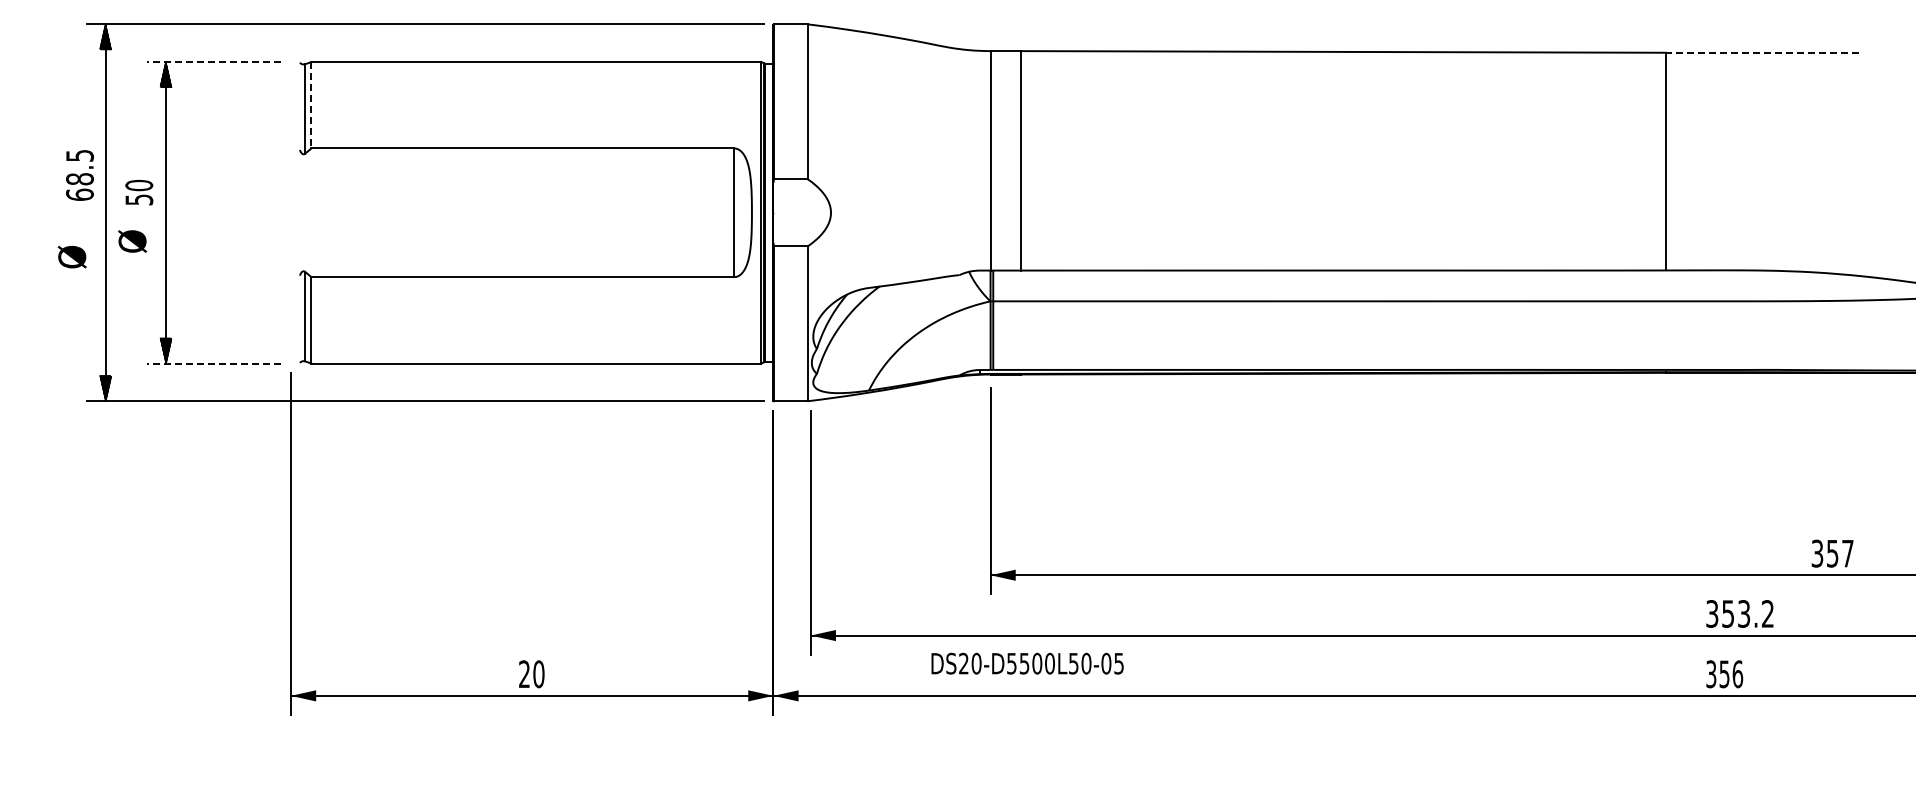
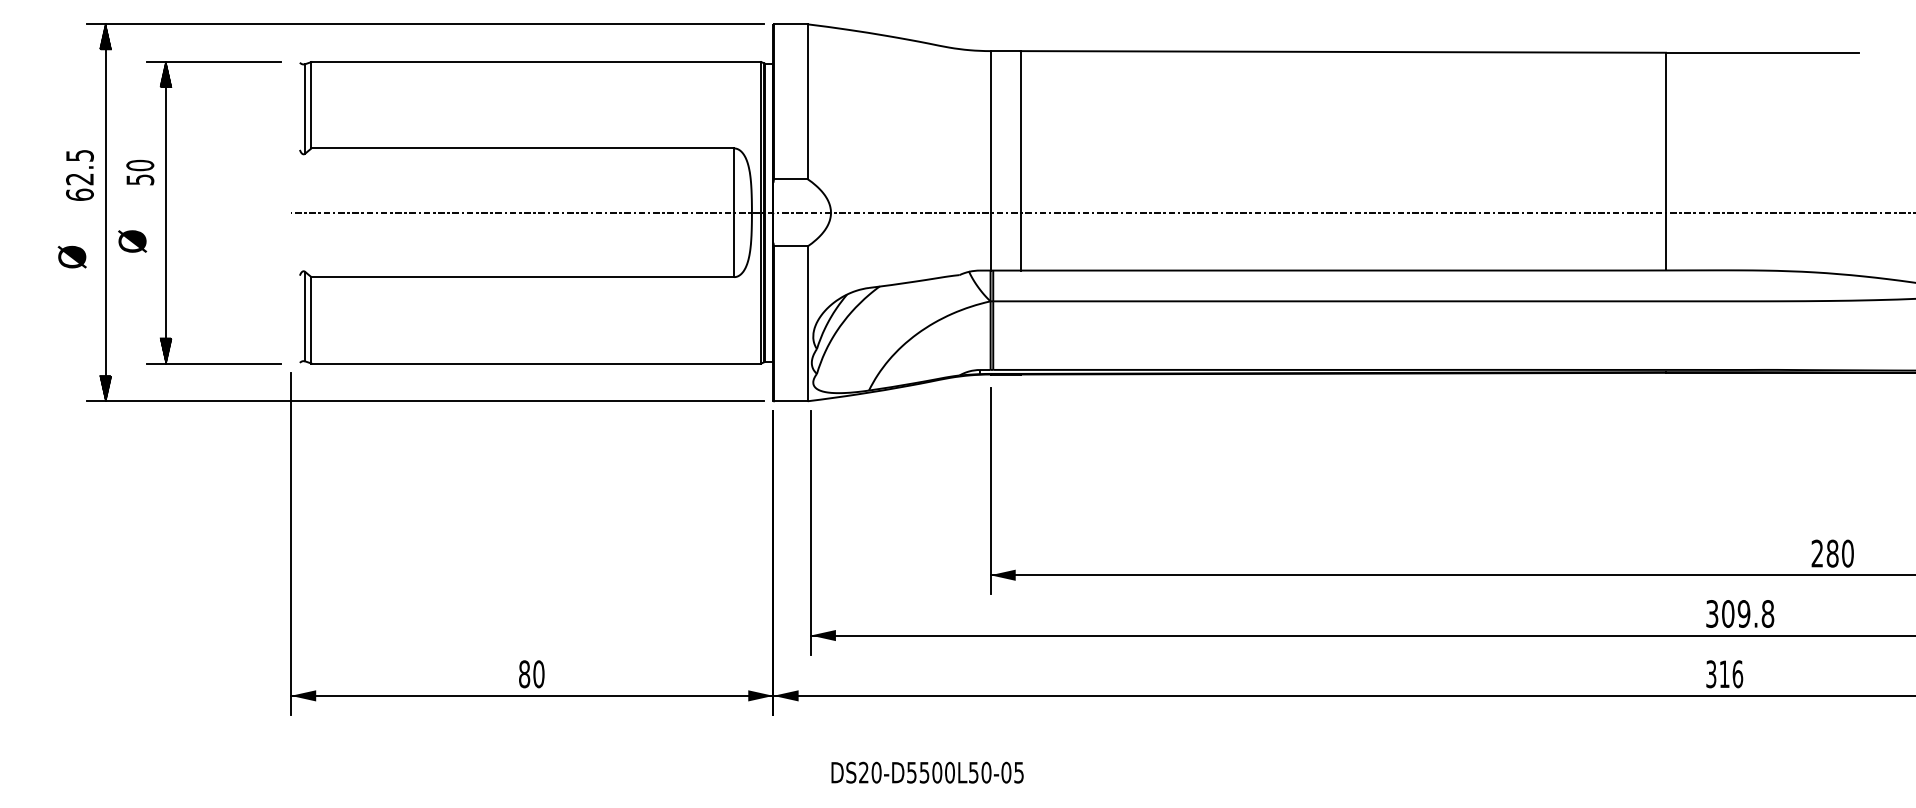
line: dashed -> solid (1761, 52)
line: dashed -> solid (213, 62)
line: dashed -> solid (311, 105)
text: 68.5 -> 62.5 (79, 179)
text position: (139, 192) -> (140, 172) (140, 172)
line: none -> present (1101, 212)
line: dashed -> solid (213, 363)
text: 357 -> 280 (1832, 553)
text: 353.2 -> 309.8 (1748, 613)
text position: (1027, 663) -> (927, 772) (927, 772)
text: 20 -> 80 (524, 674)
text: 356 -> 316 (1724, 674)
